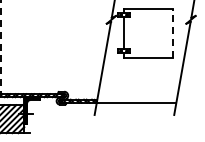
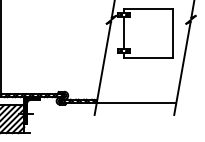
line: dashed -> solid (173, 33)
line: dashed -> solid (1, 47)
